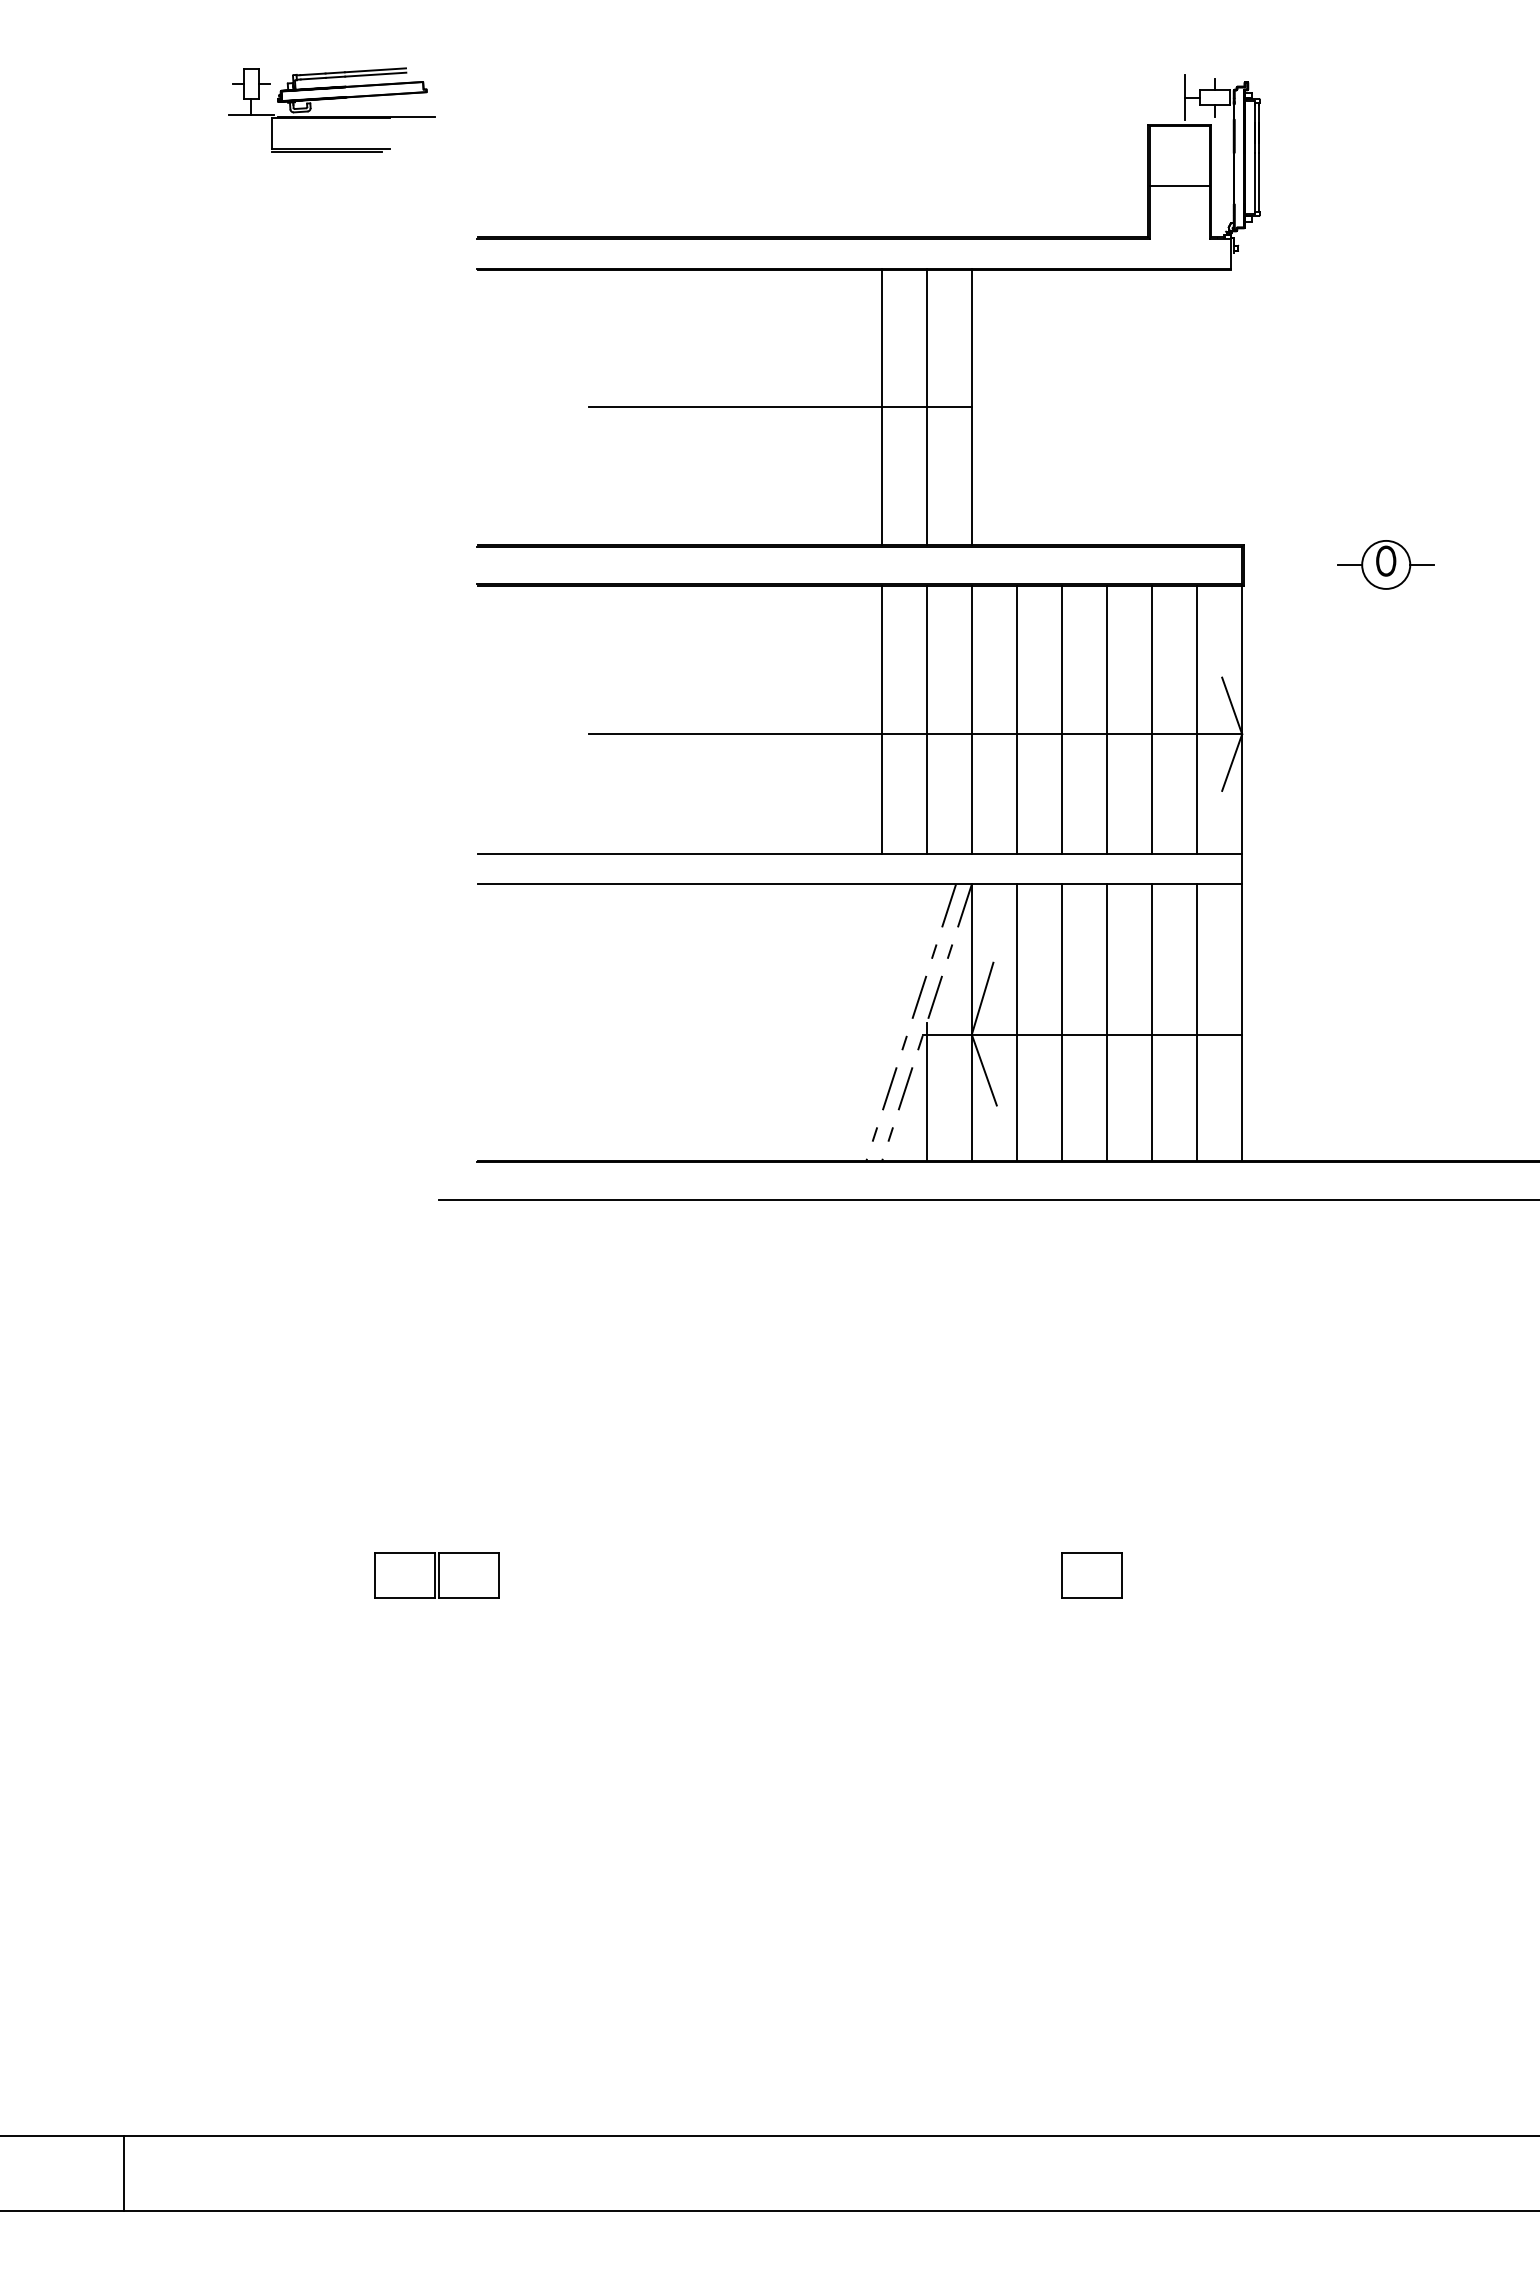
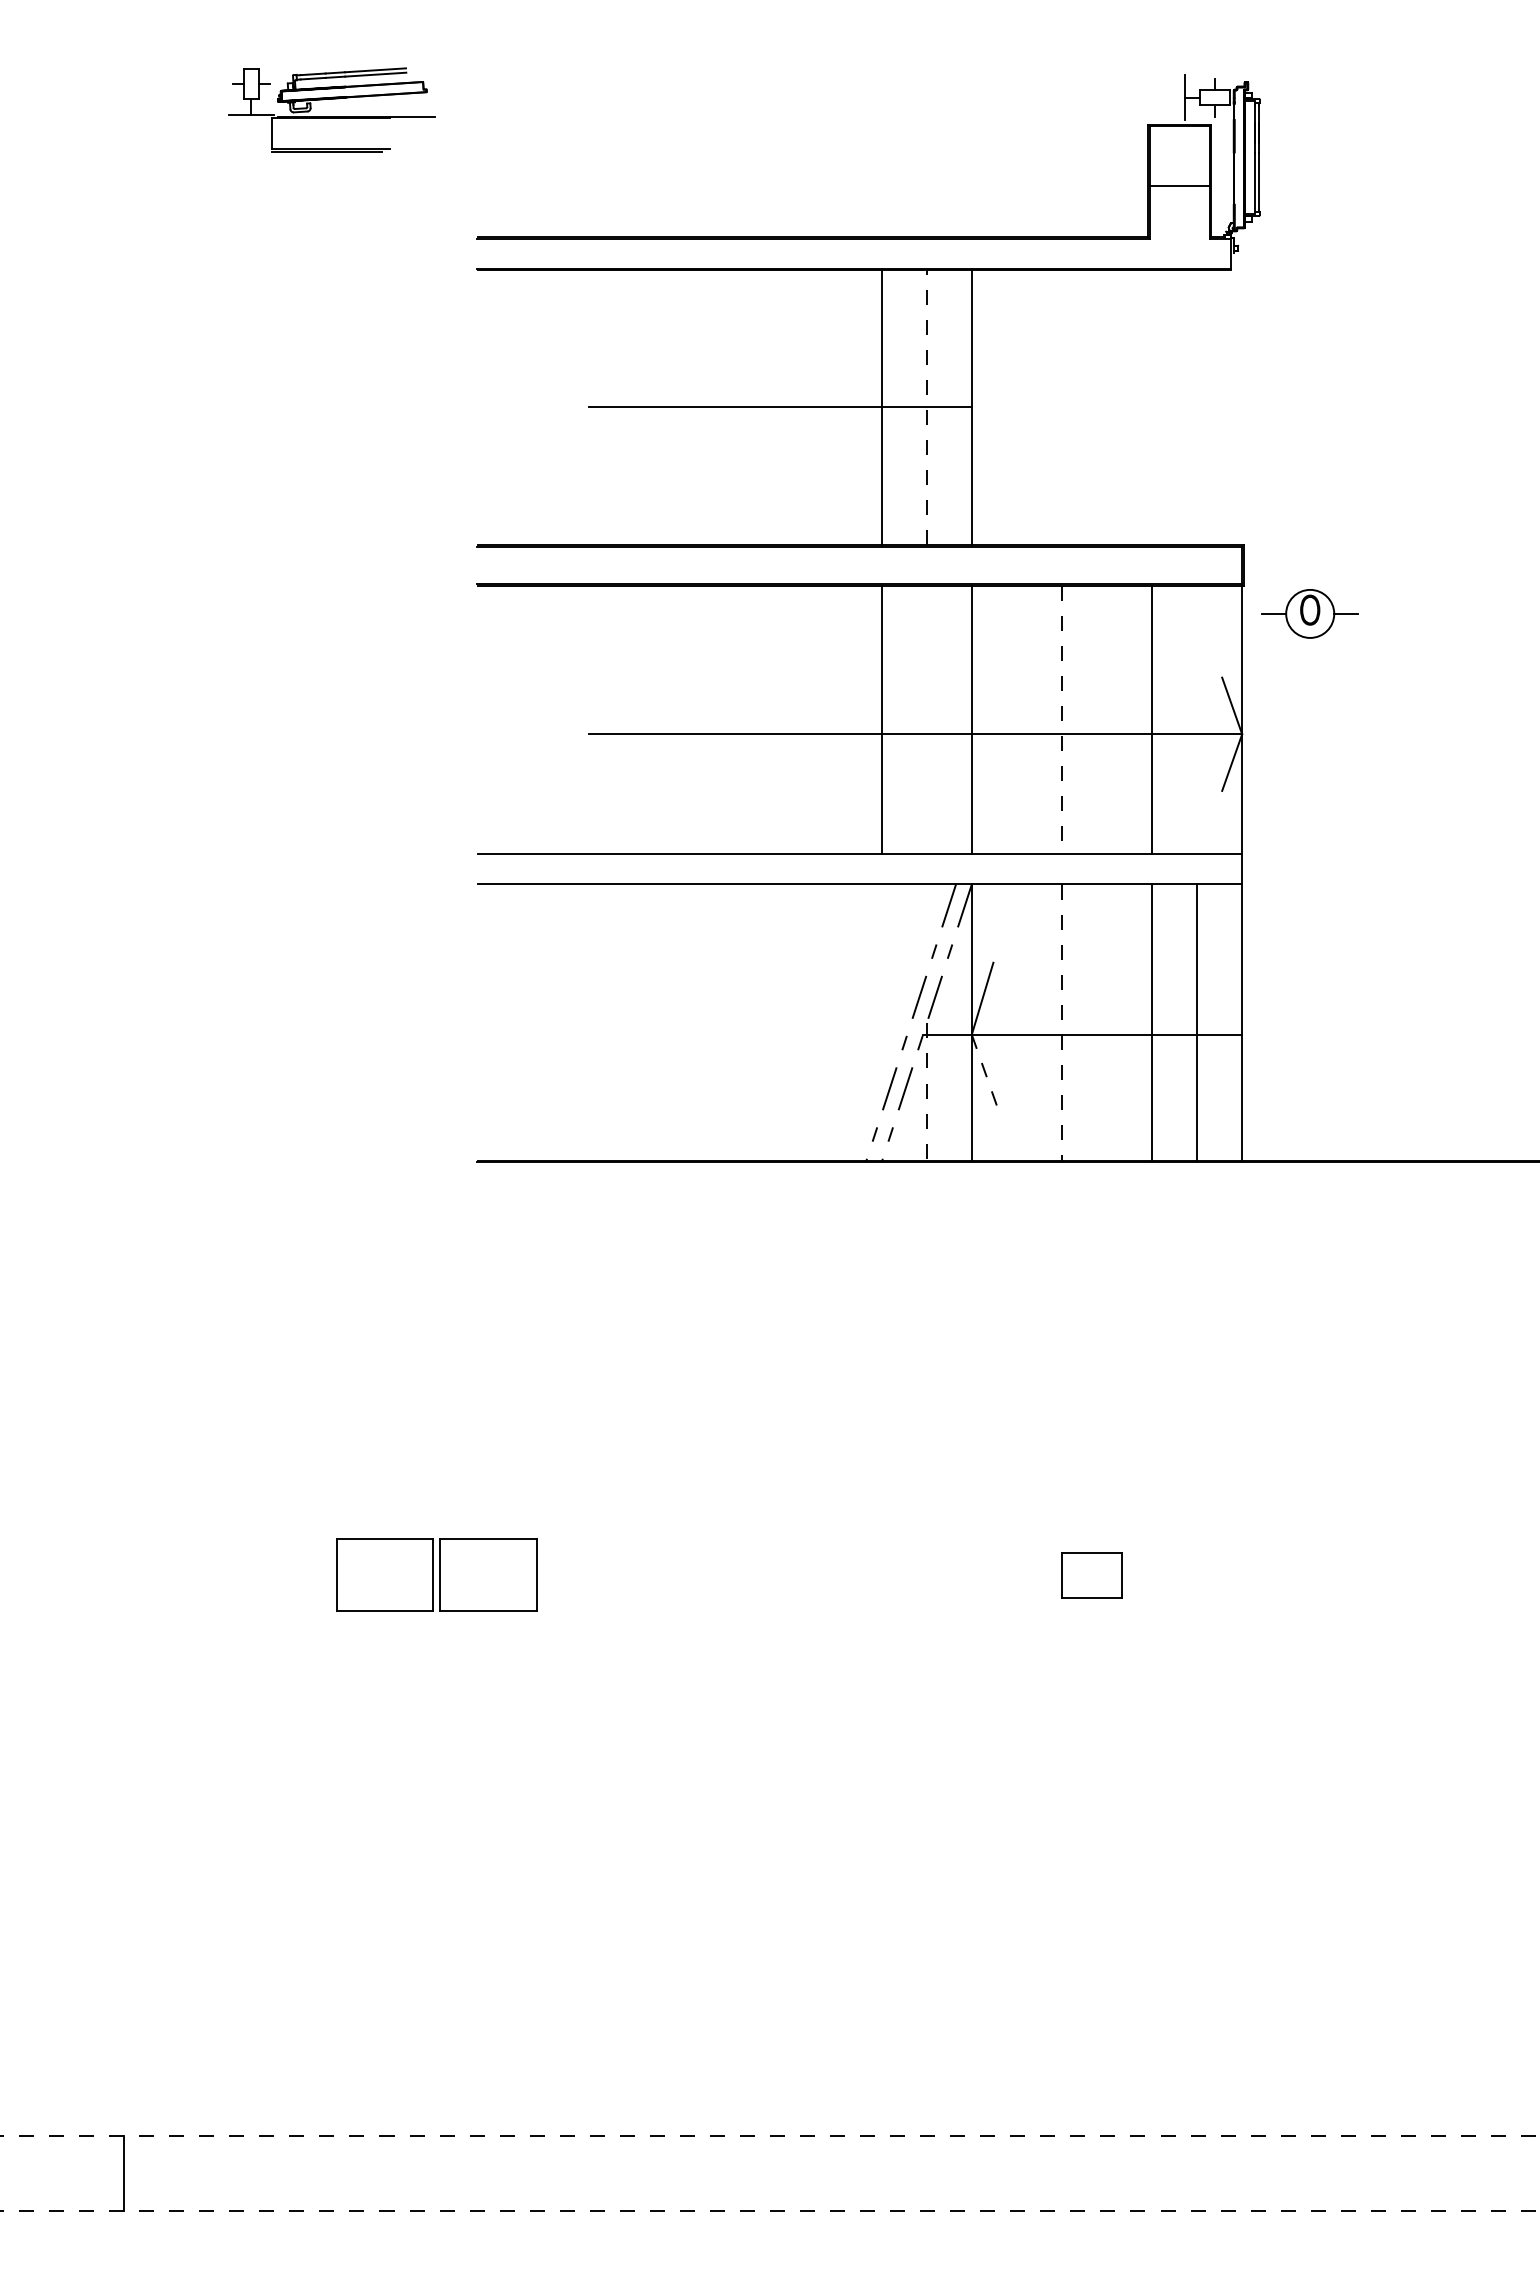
line: solid -> dashed (926, 406)
part position: (1385, 564) -> (1309, 613) (1309, 613)
line: present -> none (926, 719)
line: present -> none (1016, 719)
line: present -> none (1107, 719)
line: present -> none (1197, 719)
line: solid -> dashed (1061, 720)
line: present -> none (1016, 1022)
line: present -> none (1107, 1022)
line: solid -> dashed (1061, 1023)
line: solid -> dashed (984, 1070)
line: solid -> dashed (926, 1092)
line: present -> none (987, 1199)
part size: 126x47 px -> 202x74 px (436, 1574)
line: solid -> dashed (769, 2135)
line: solid -> dashed (769, 2210)
